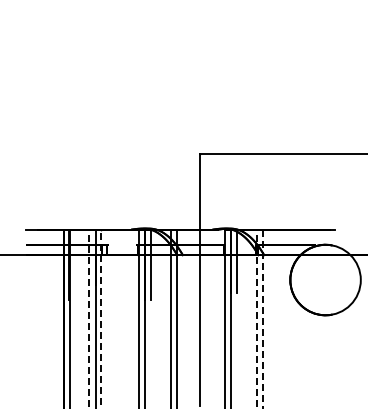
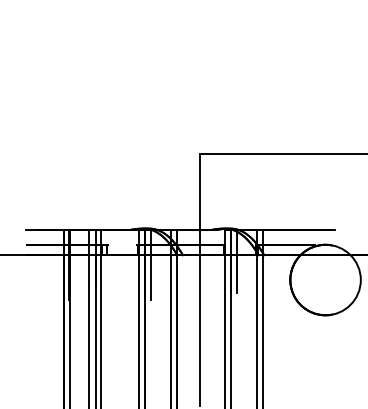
line: dashed -> solid (89, 318)
line: dashed -> solid (101, 318)
line: dashed -> solid (256, 318)
line: dashed -> solid (262, 319)
